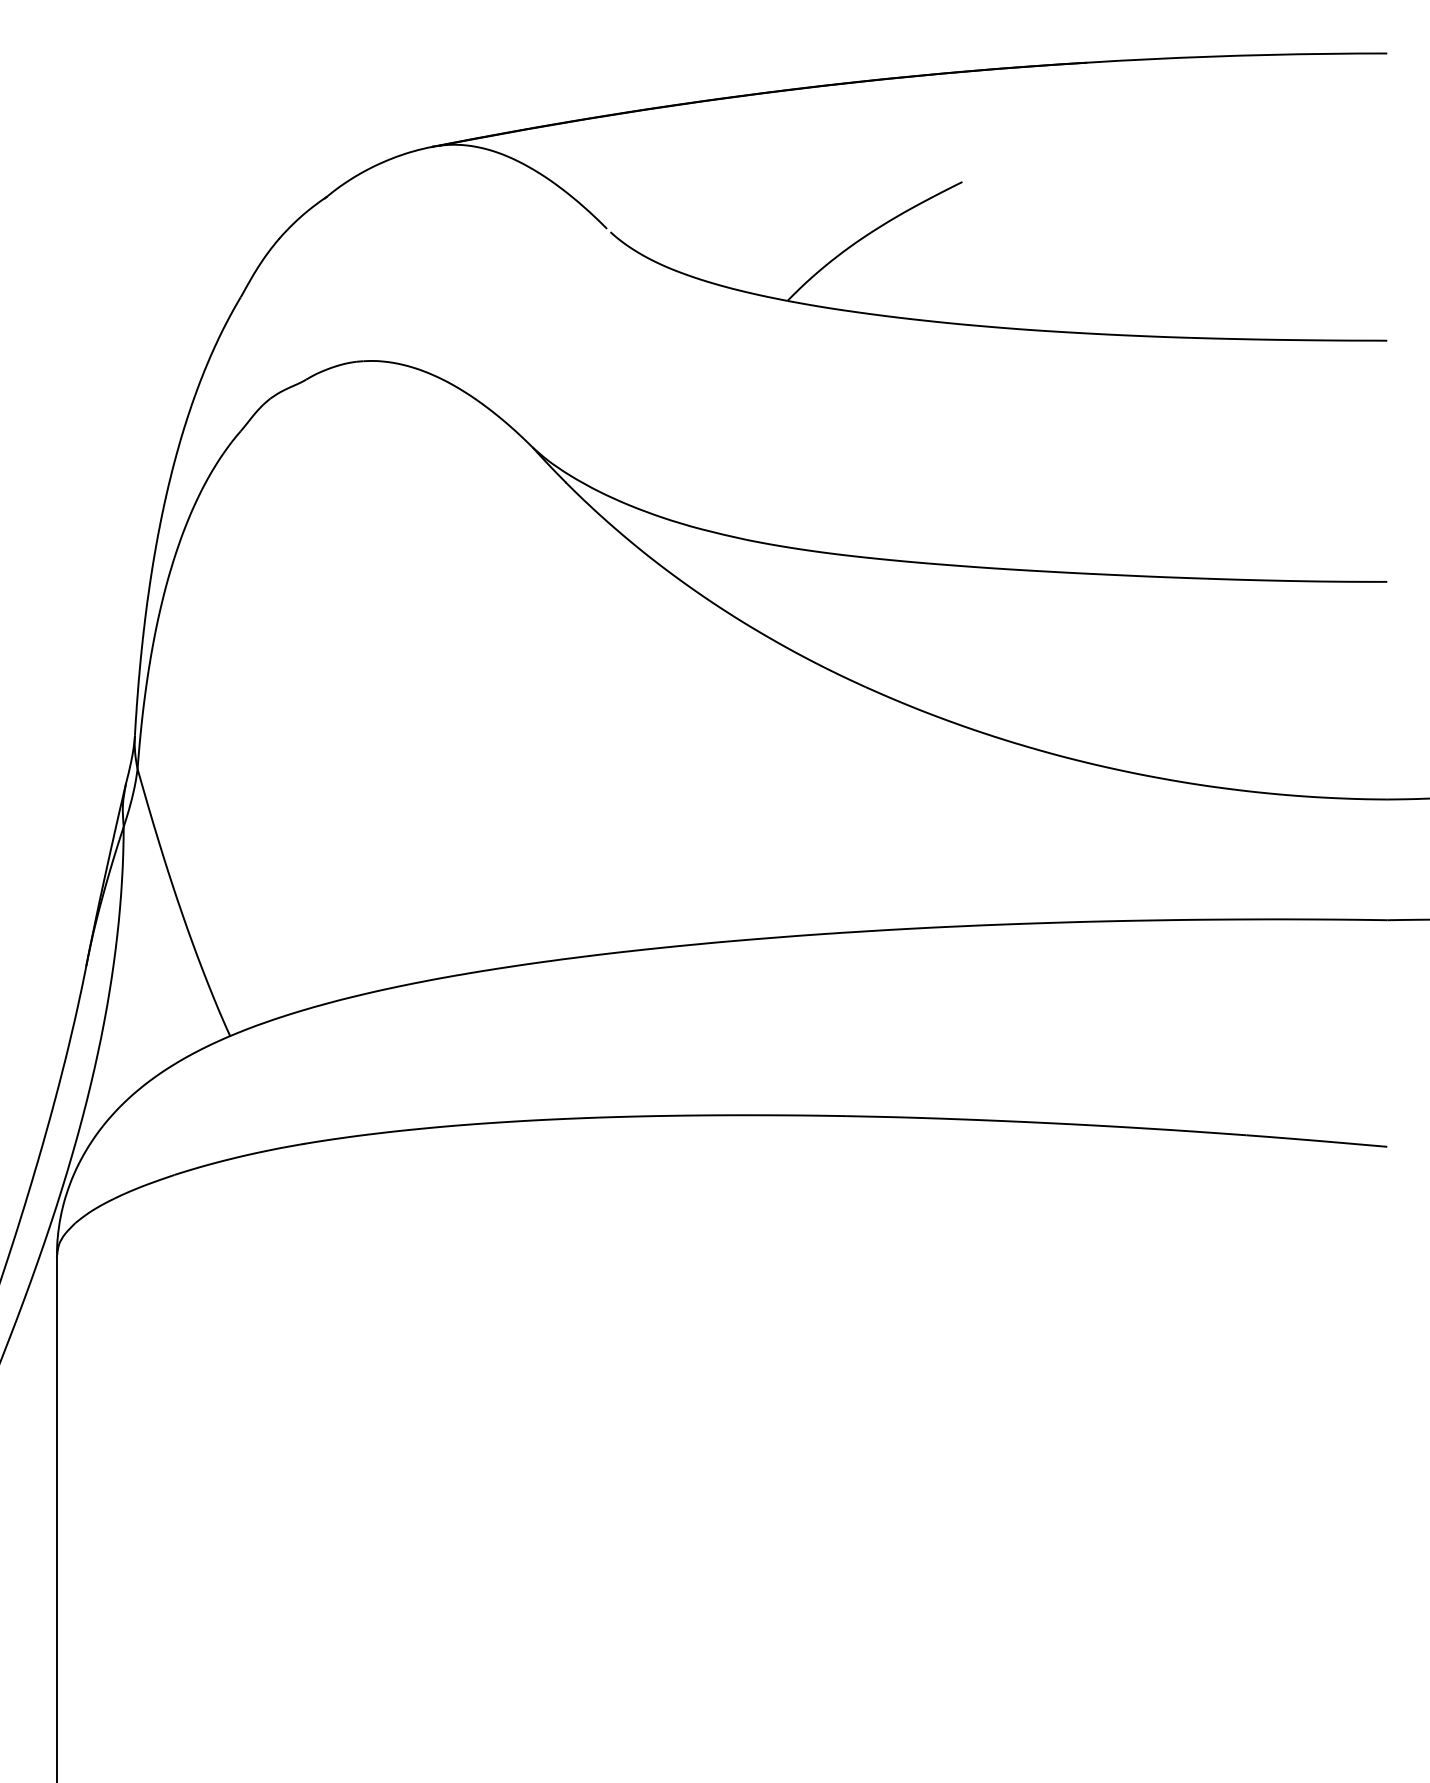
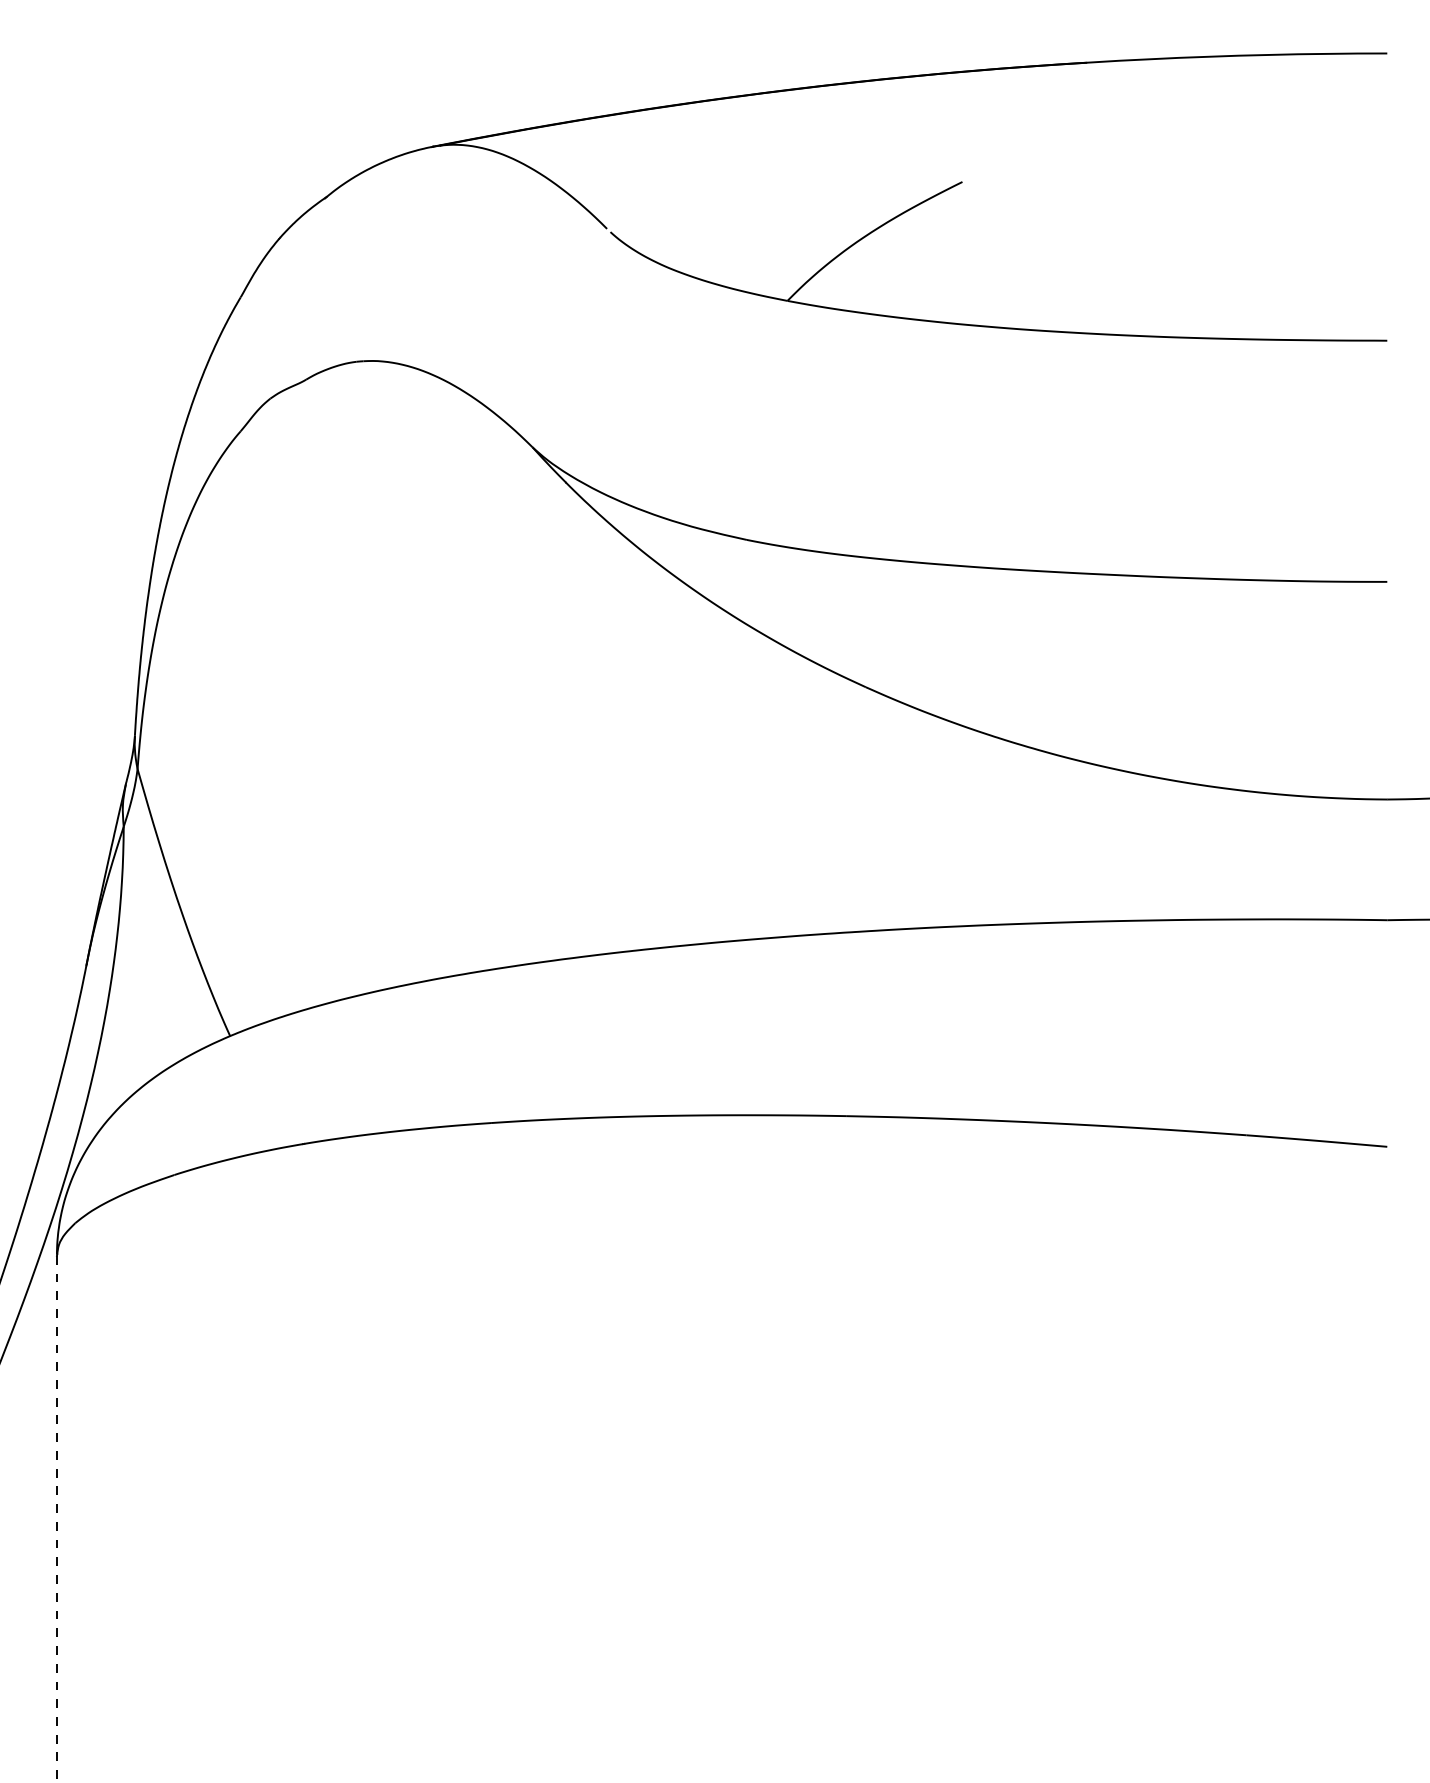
line: solid -> dashed (56, 1519)
